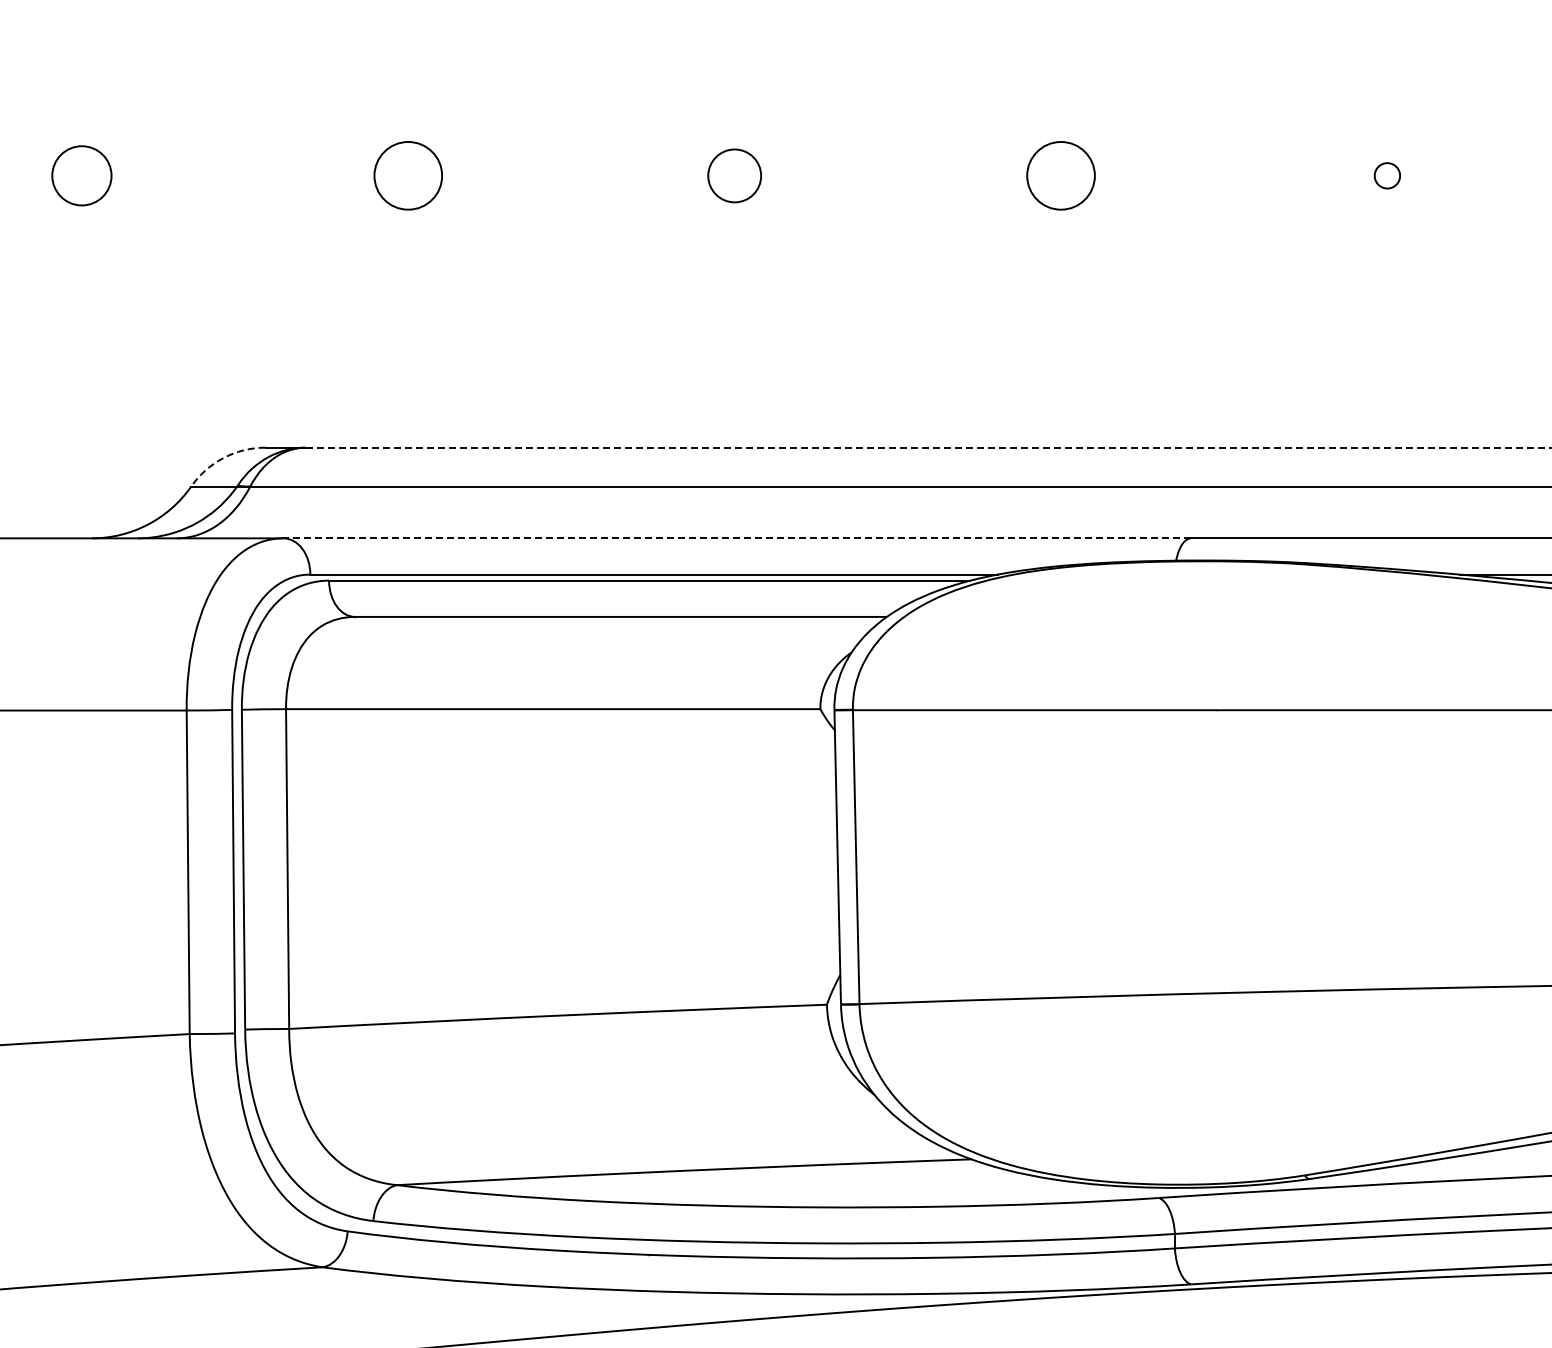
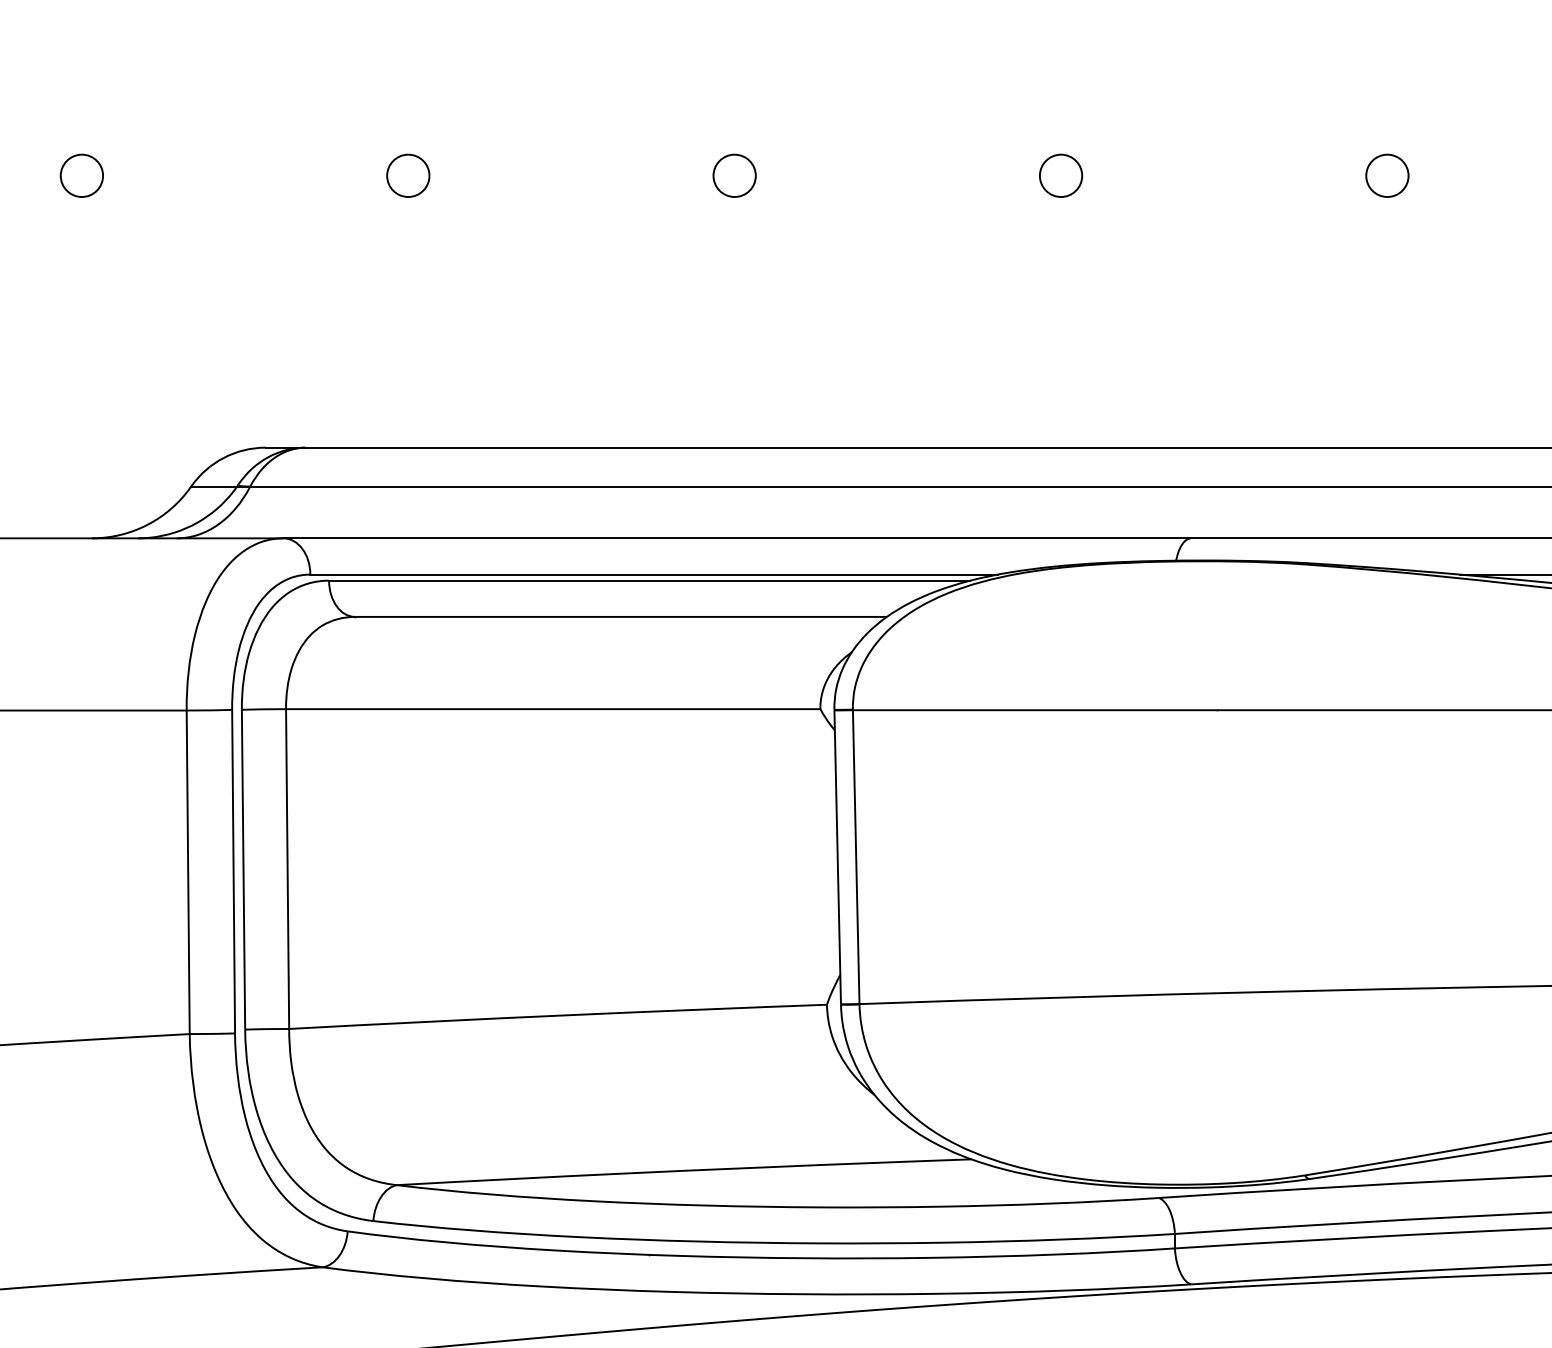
circle diameter: 59 px -> 42 px (81, 175)
circle diameter: 68 px -> 42 px (408, 175)
circle size: 55x56 px -> 45x45 px (734, 175)
circle diameter: 68 px -> 42 px (1060, 175)
circle diameter: 25 px -> 42 px (1387, 175)
line: dashed -> solid (928, 447)
arc: dashed -> solid (223, 457)
line: dashed -> solid (737, 538)
